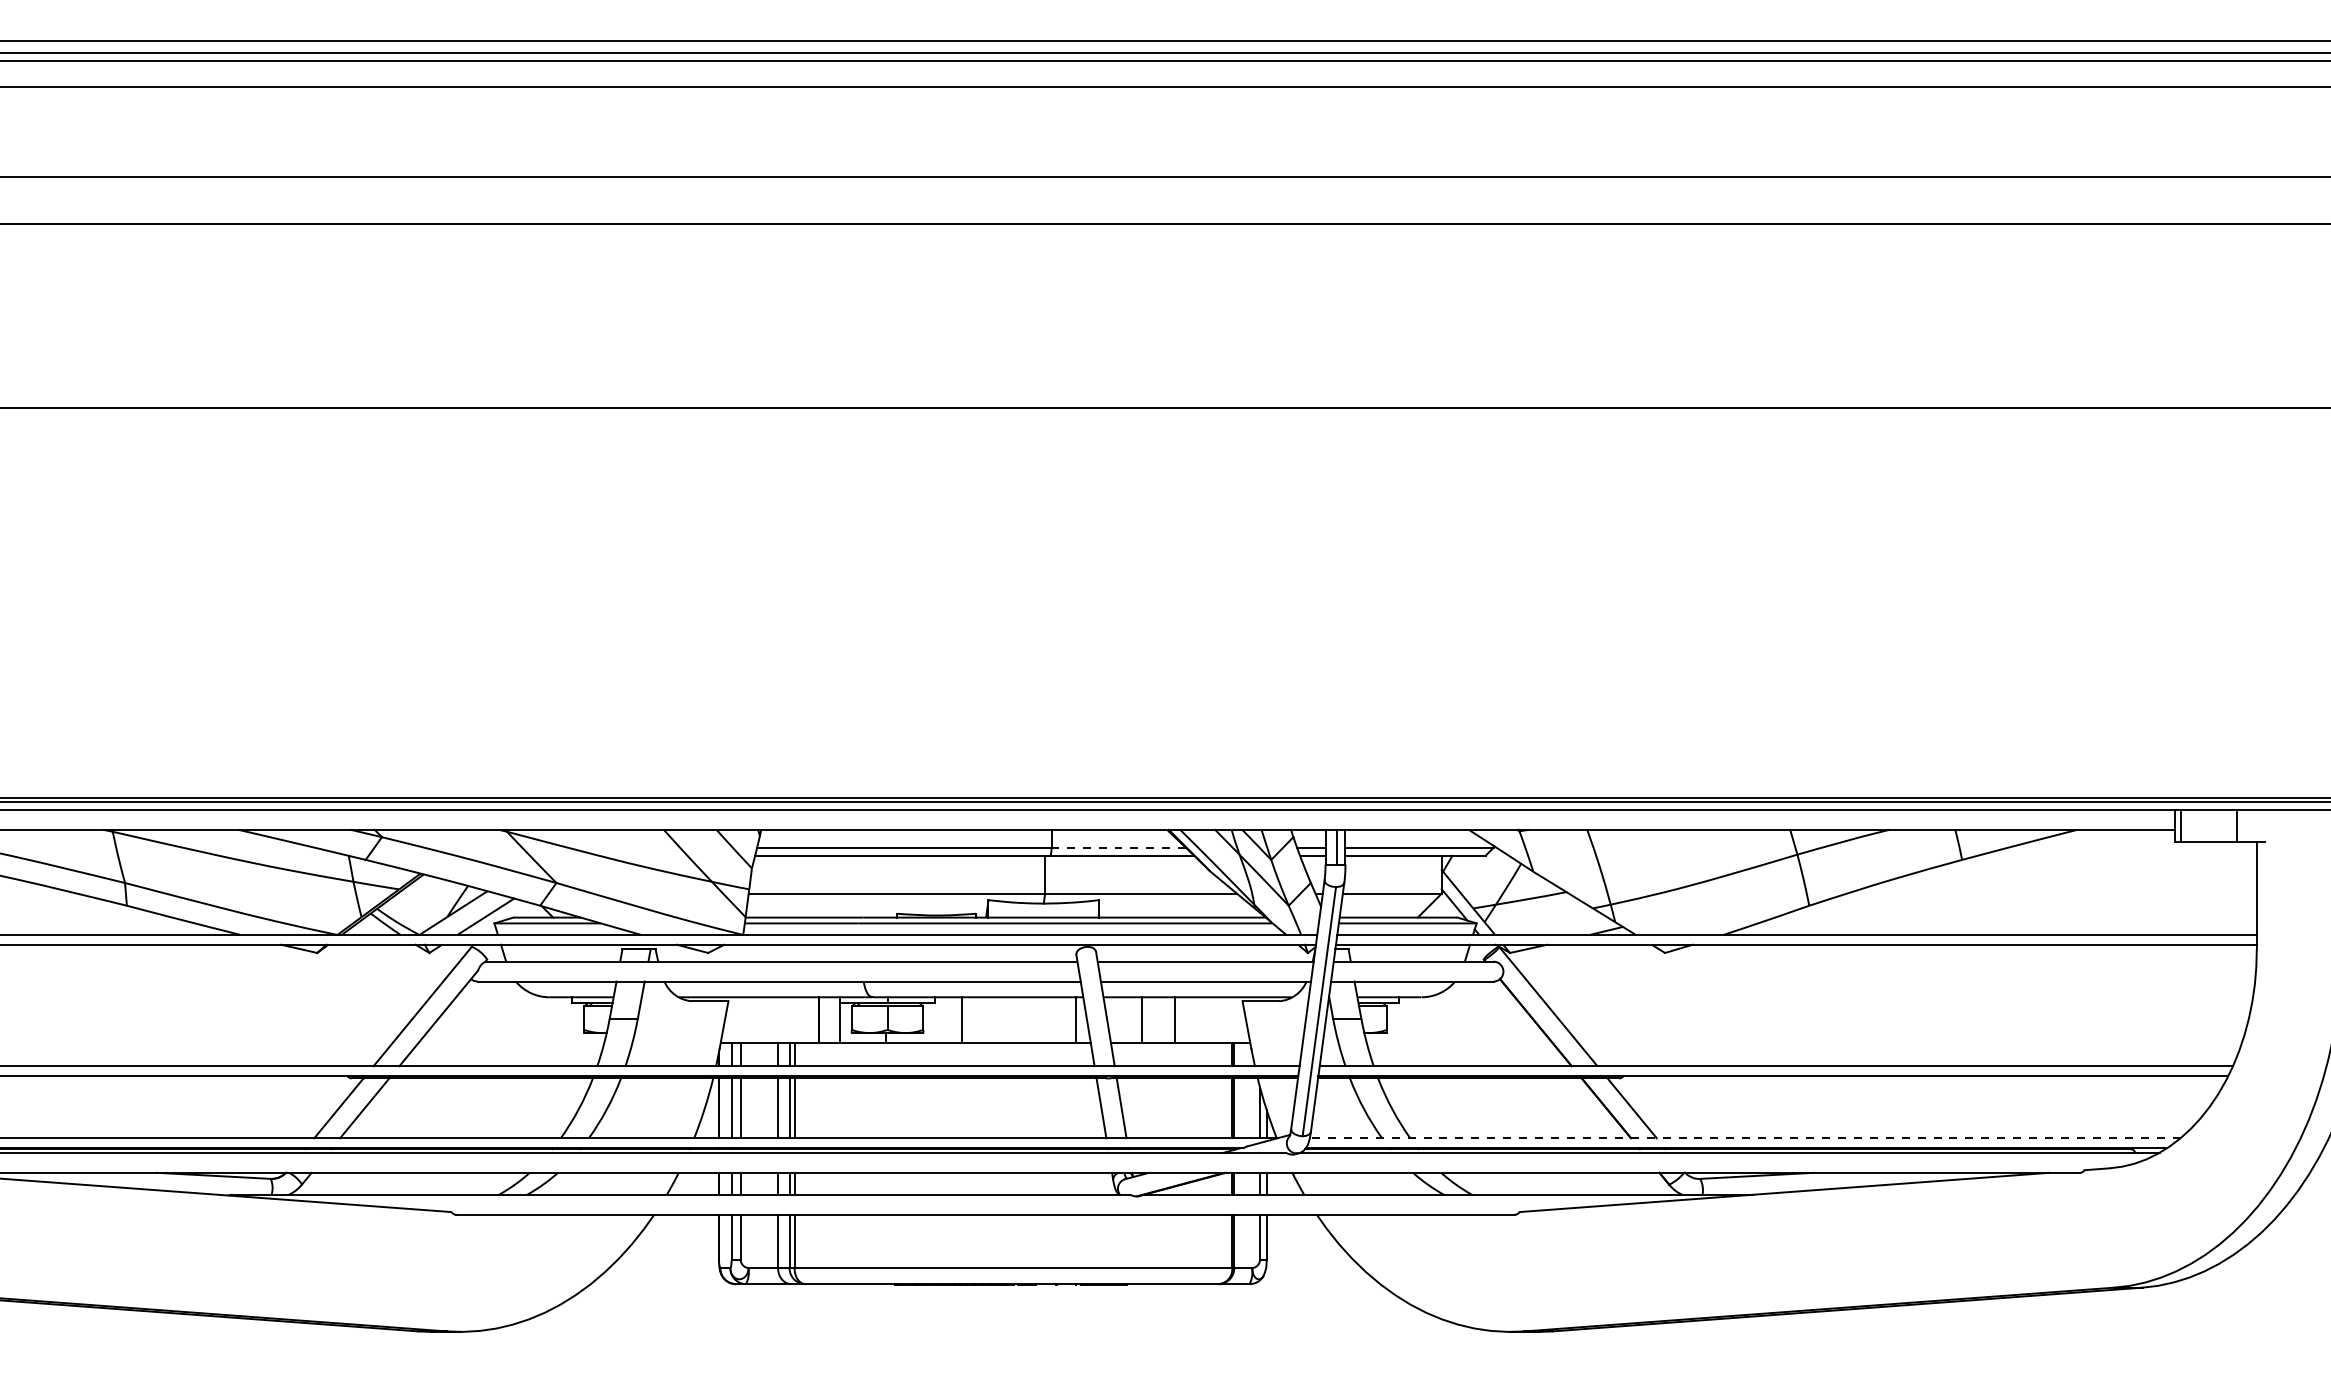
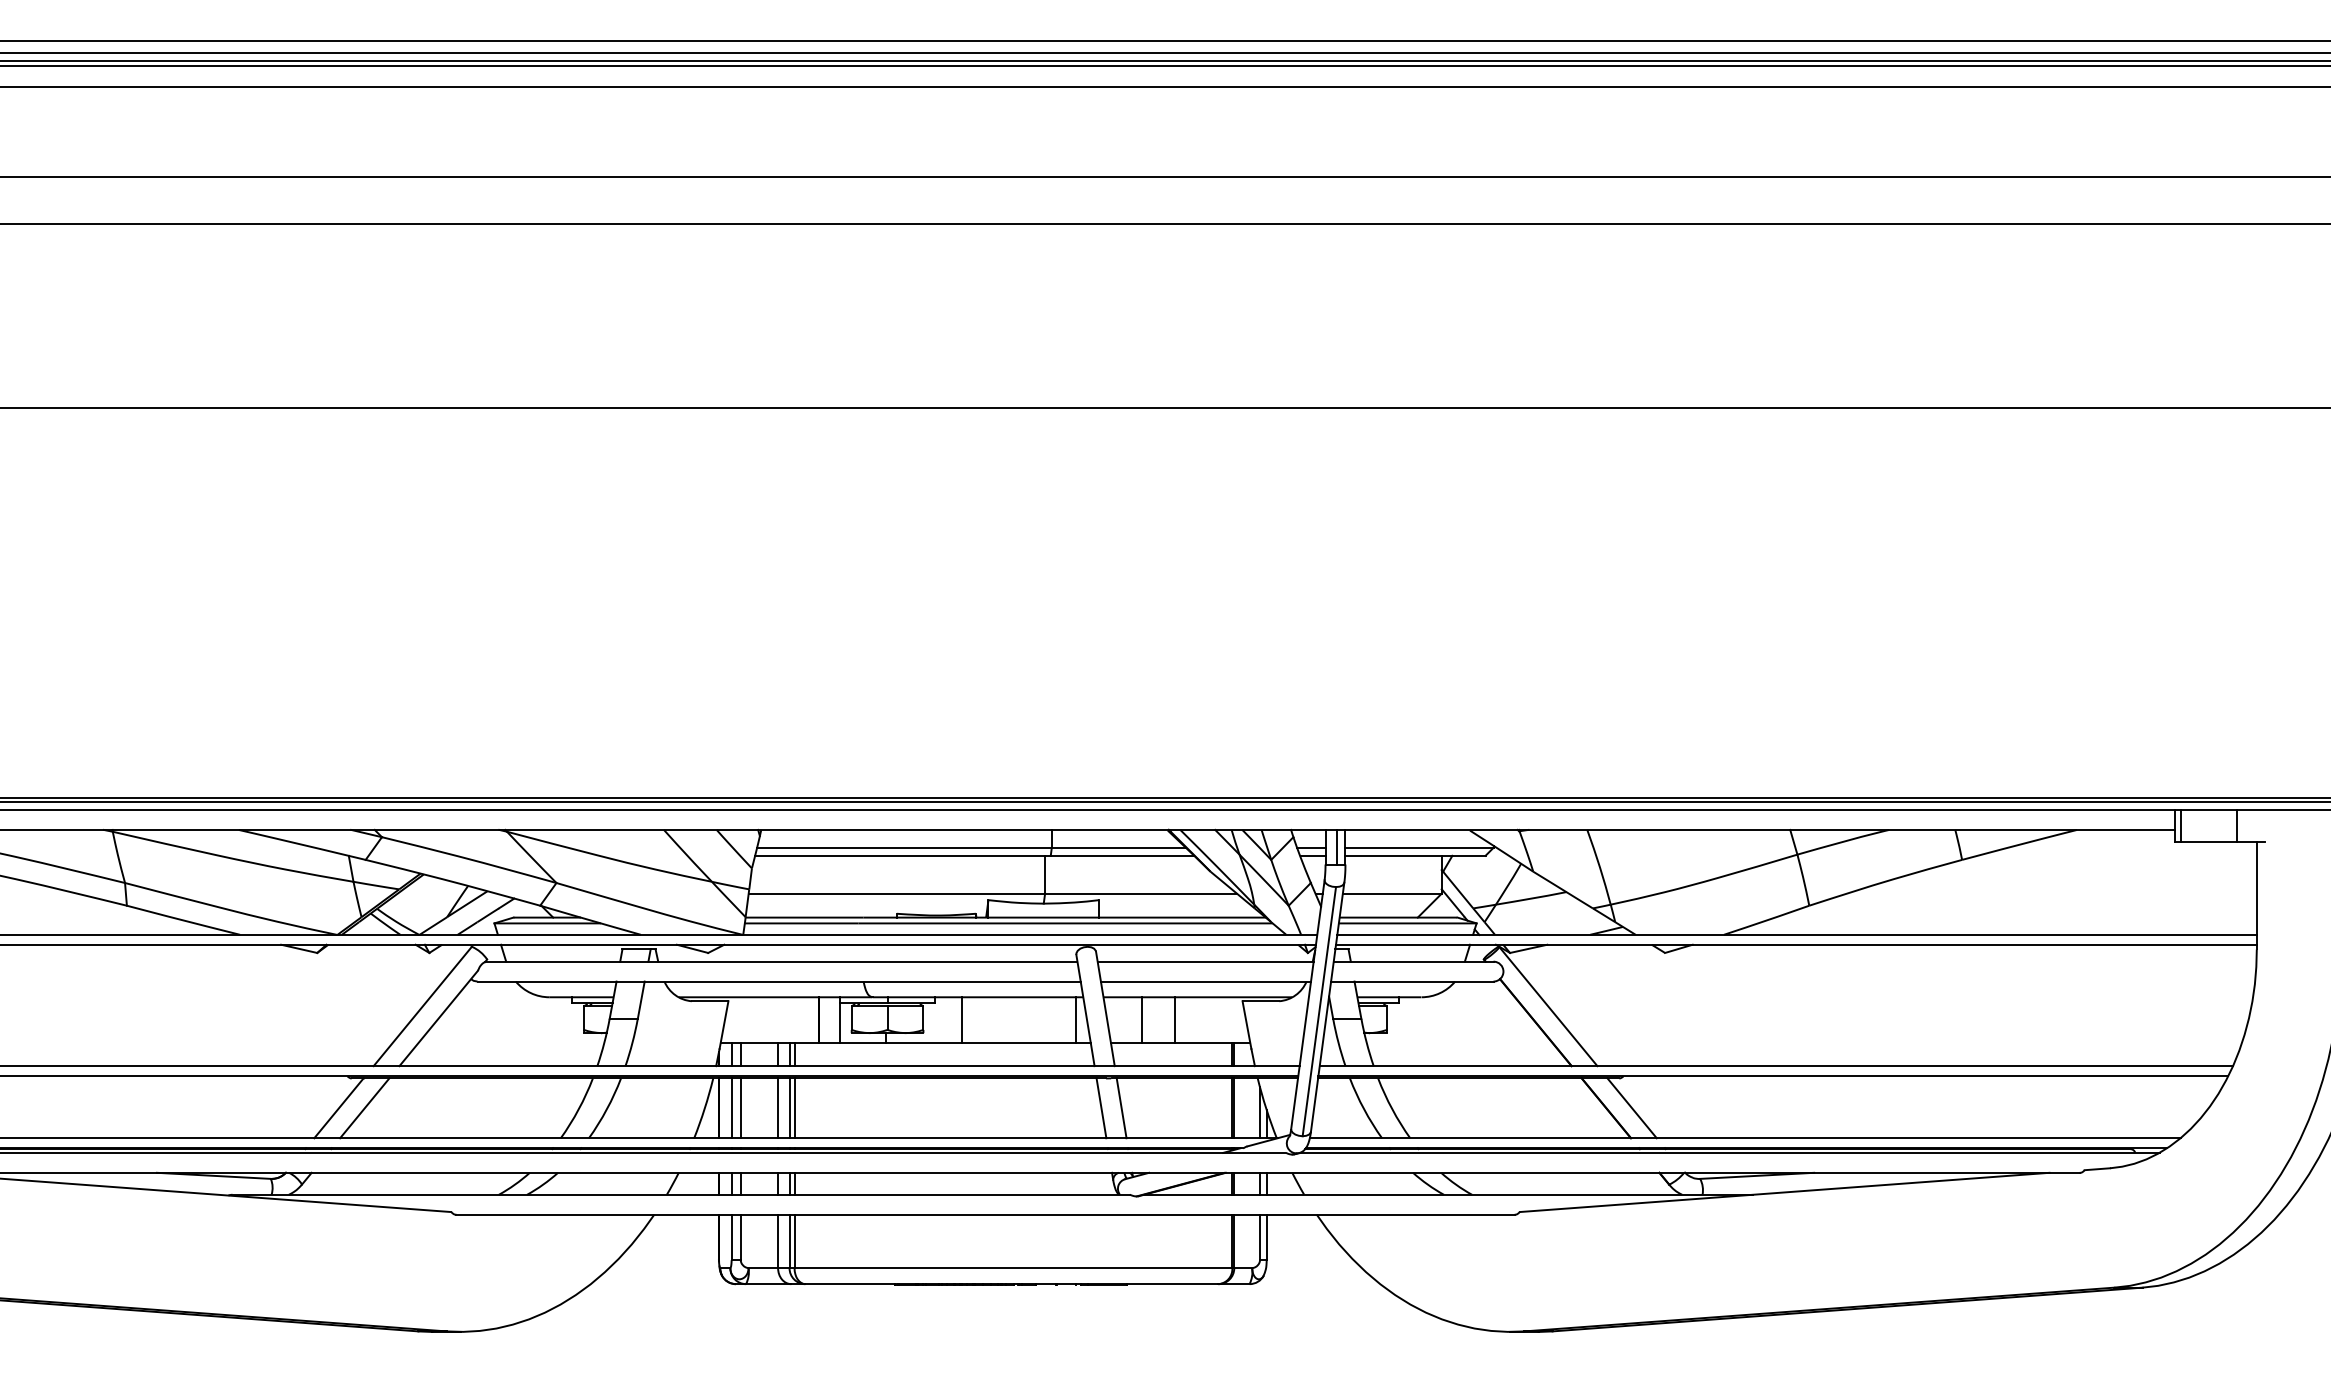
line: none -> present (1164, 66)
line: dashed -> solid (1118, 847)
line: dashed -> solid (1744, 1138)
